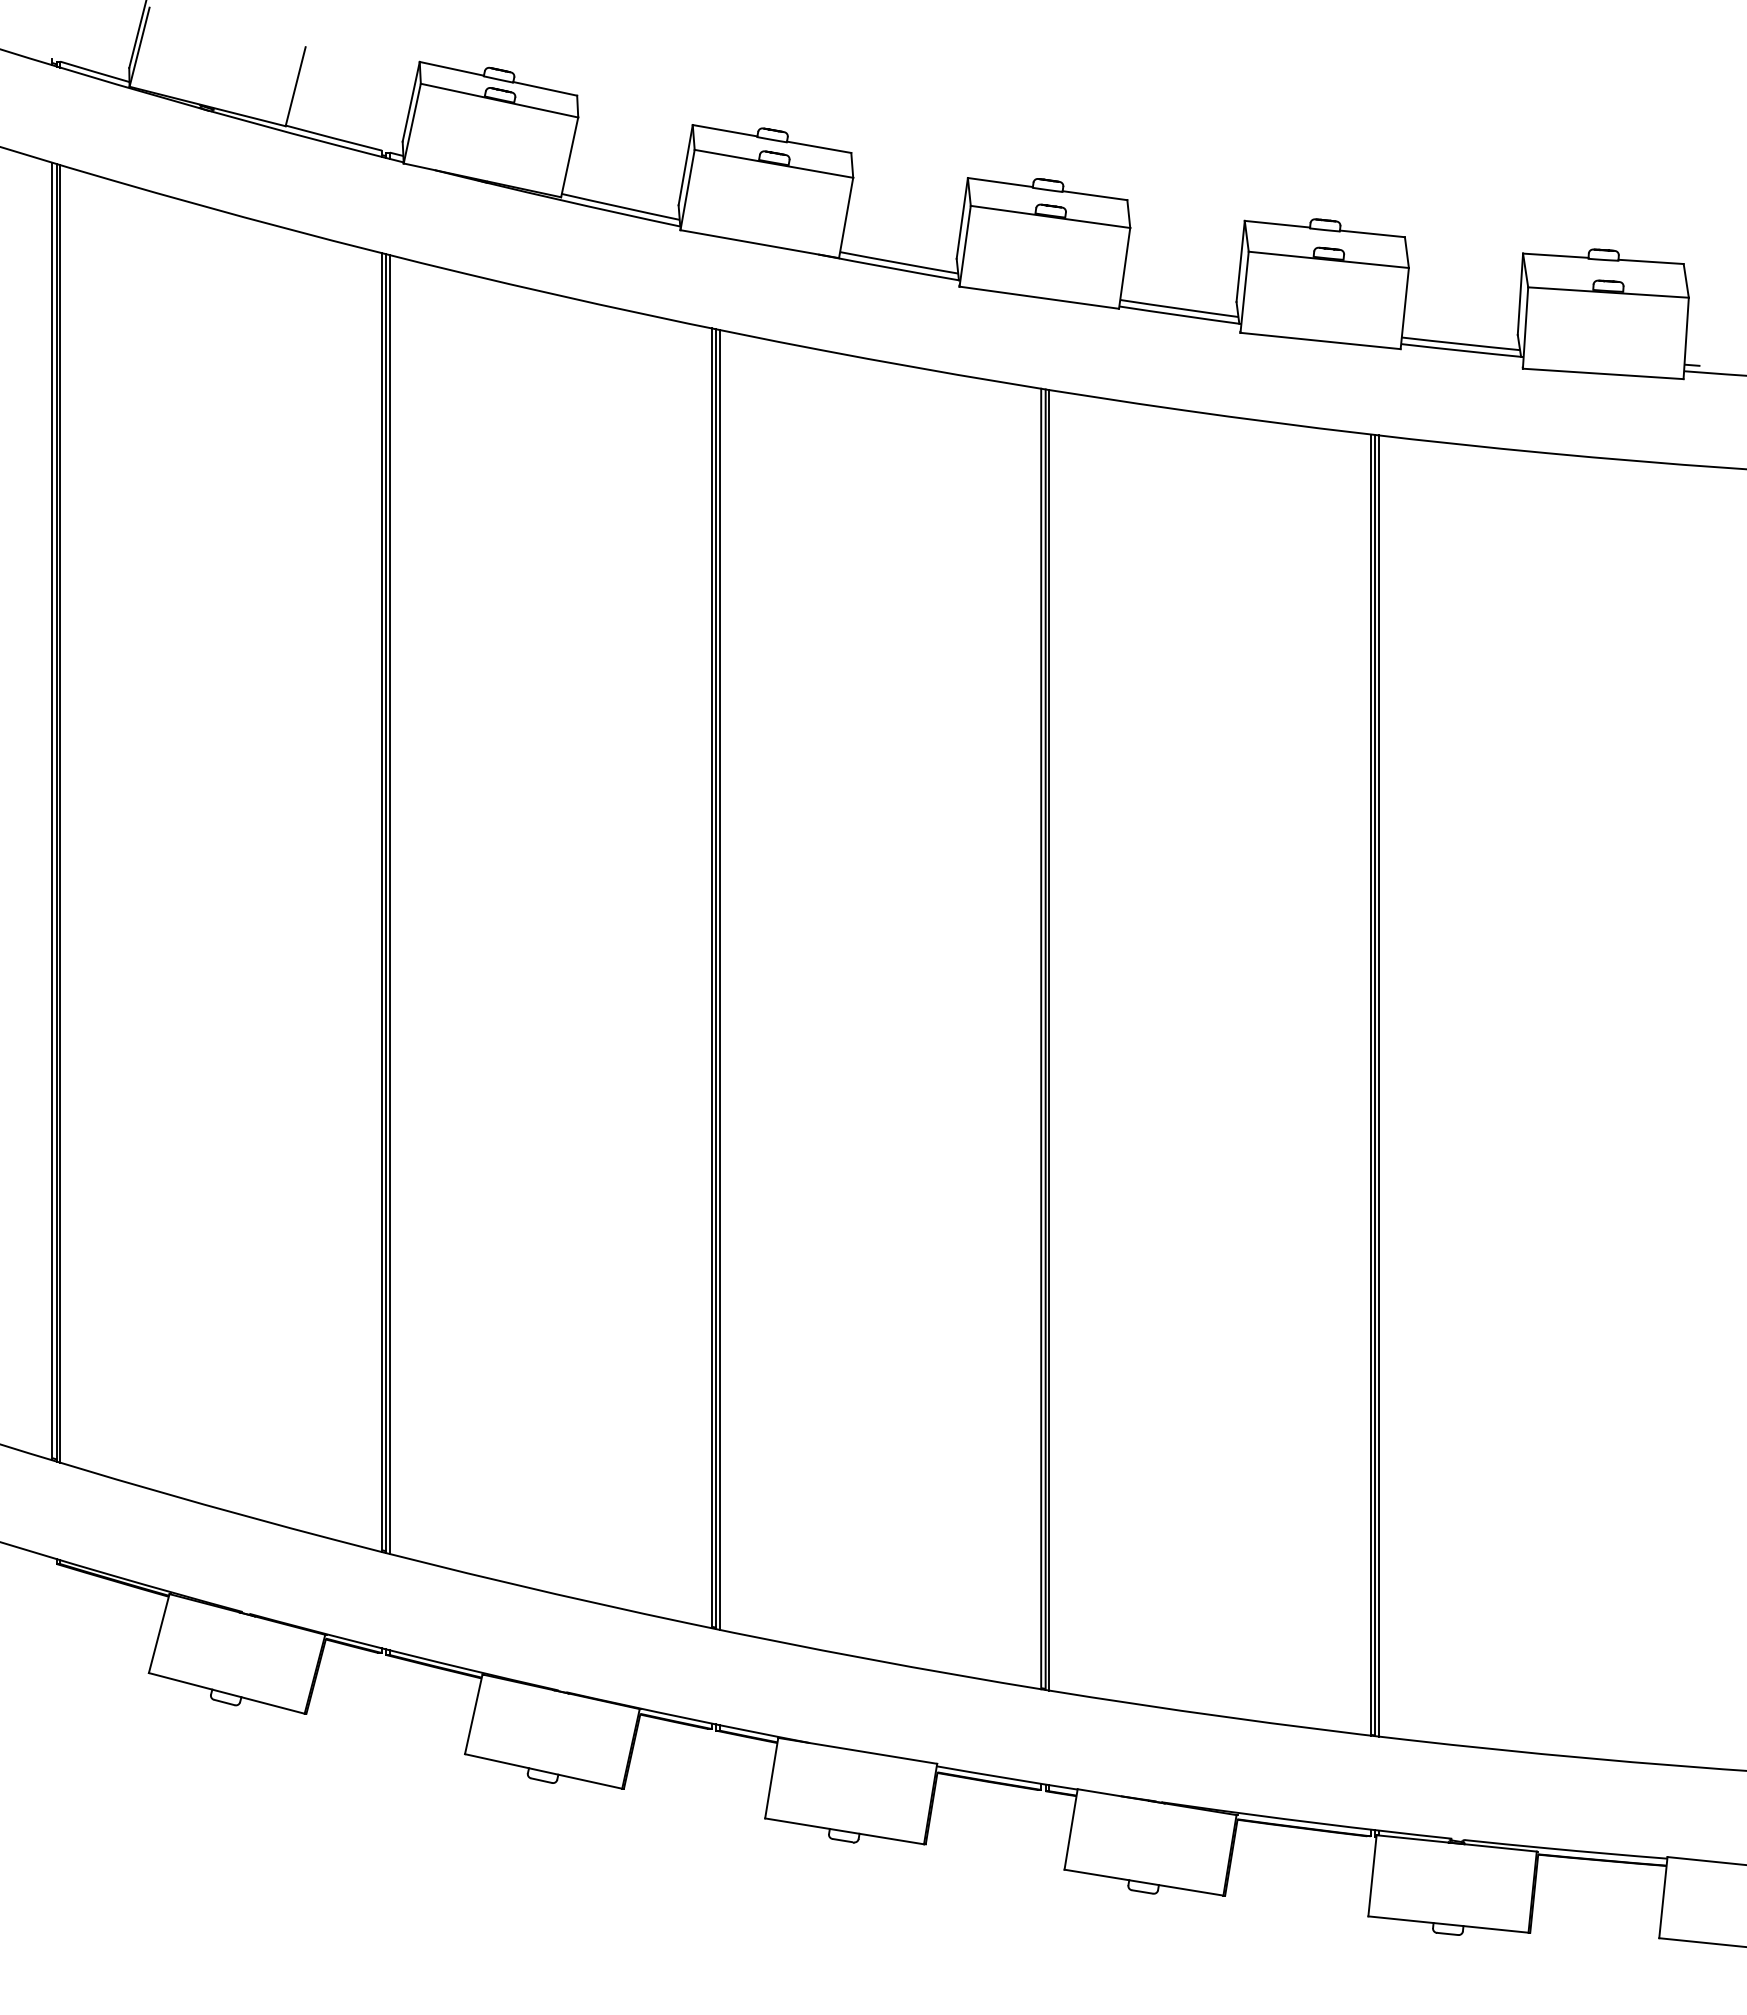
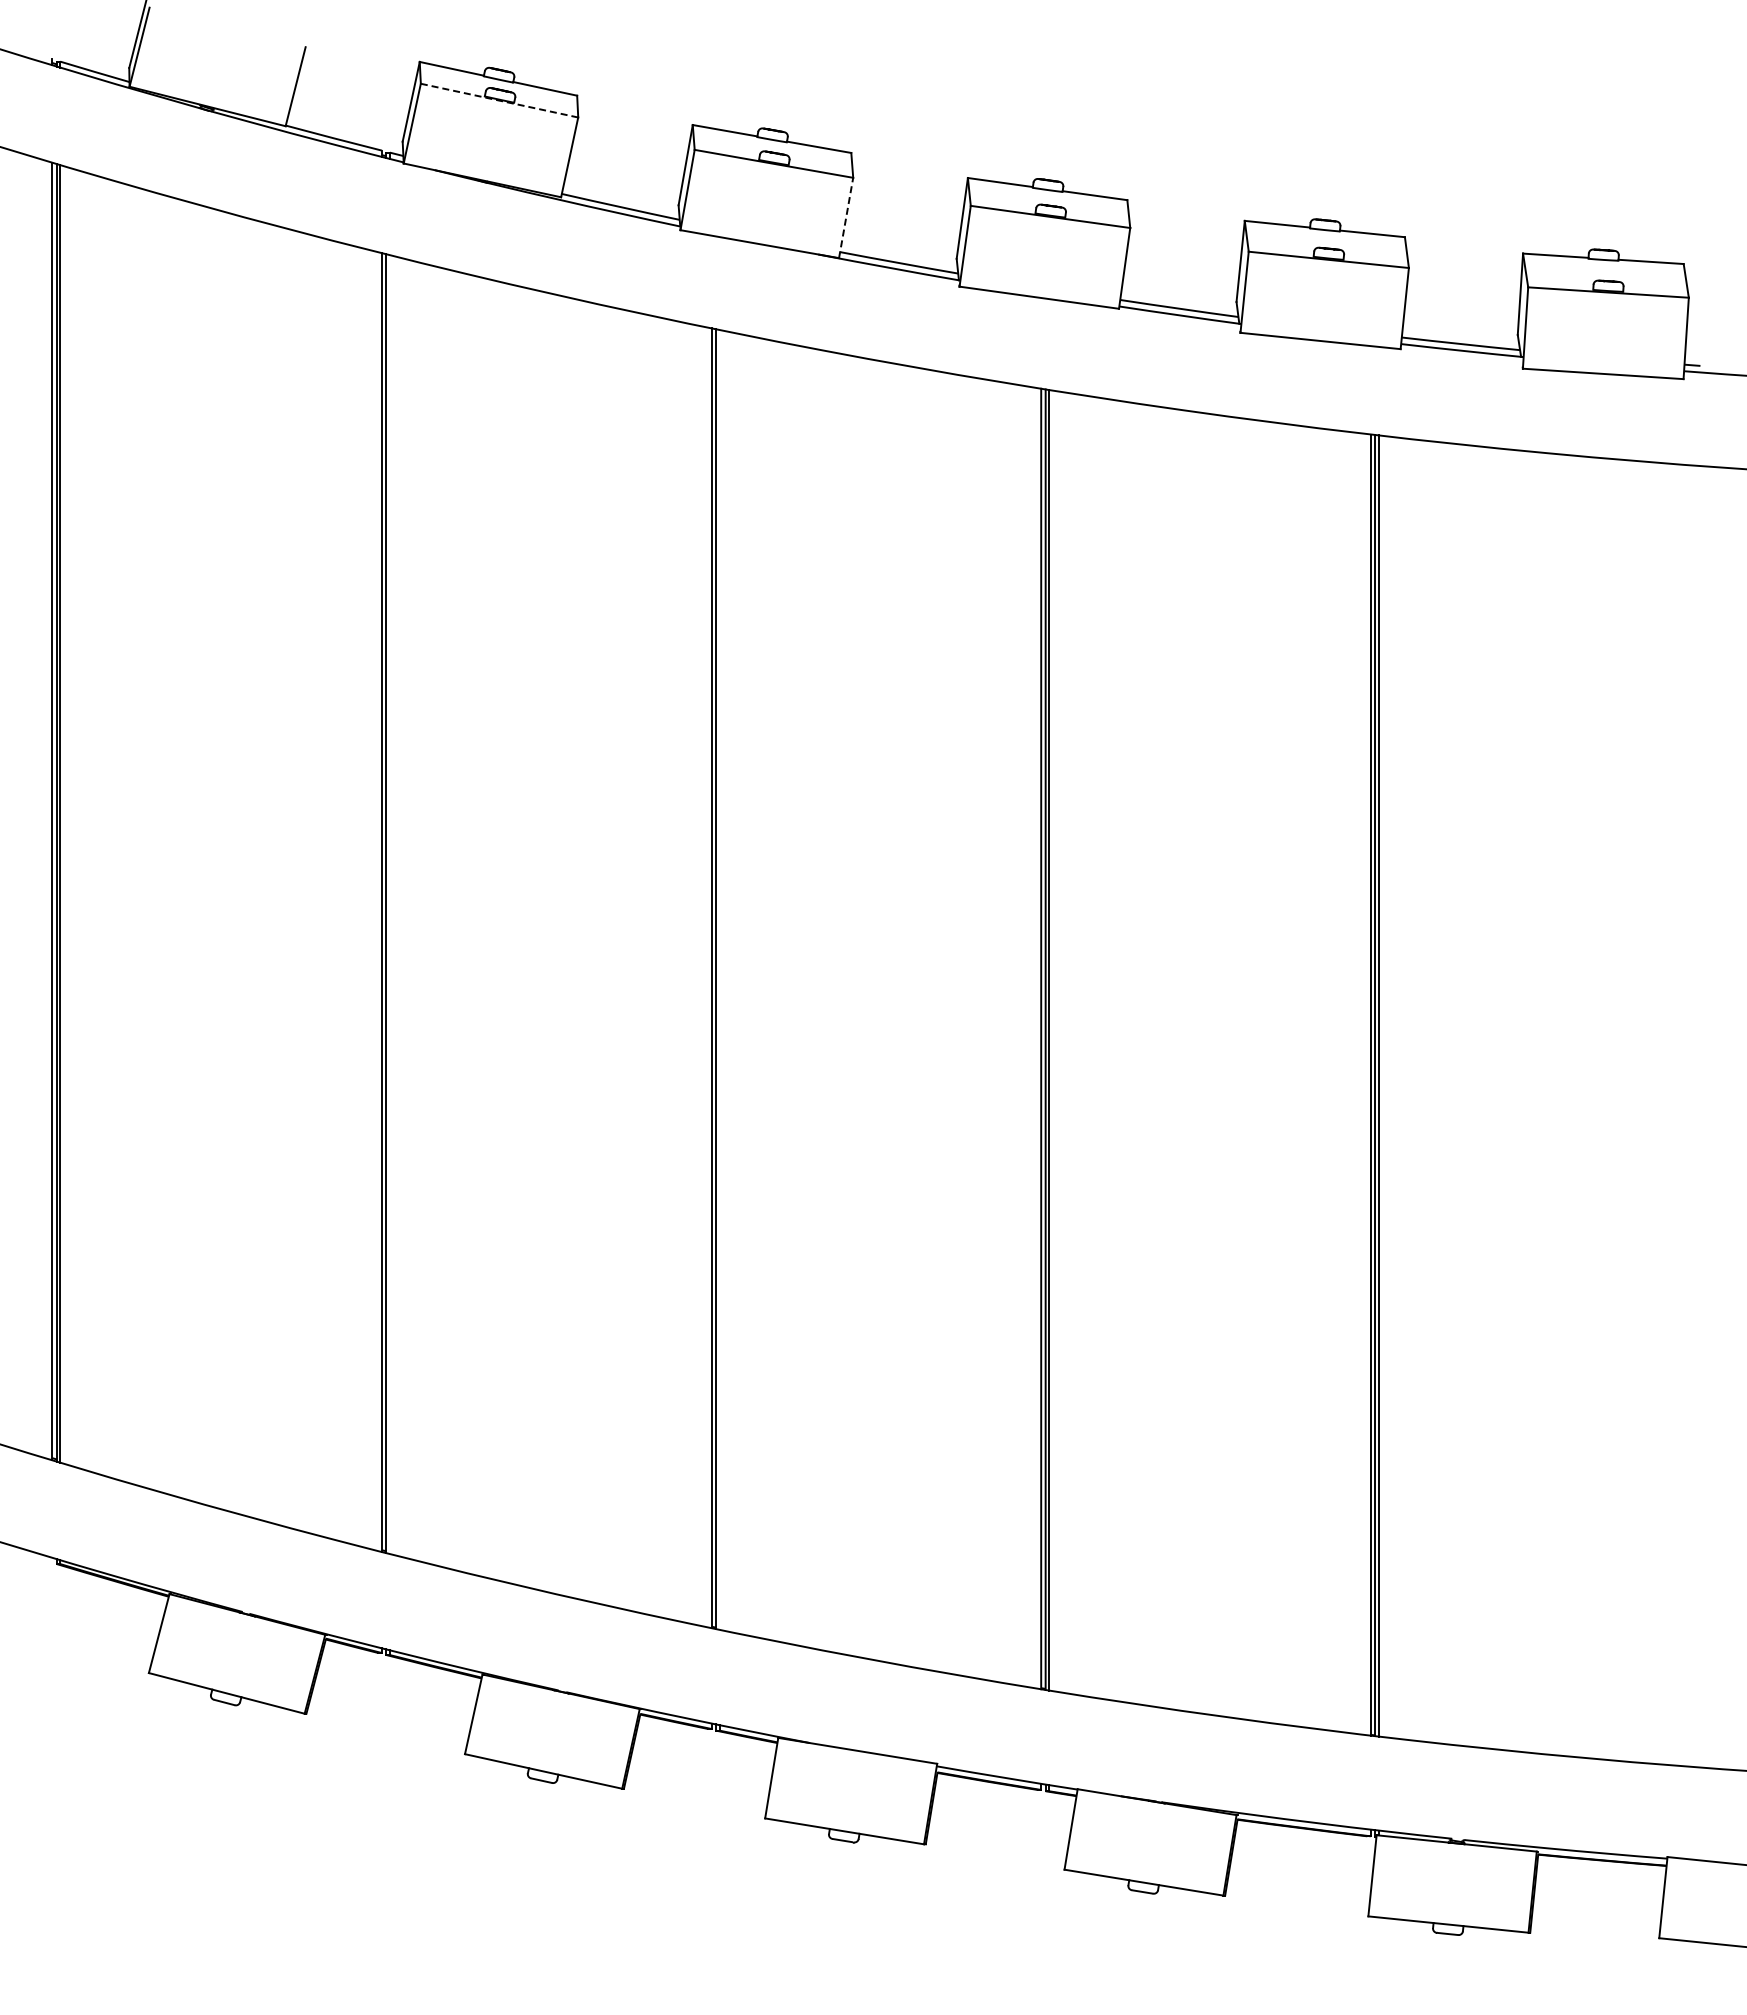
line: solid -> dashed (500, 100)
line: solid -> dashed (846, 217)
line: present -> none (389, 904)
line: present -> none (719, 979)
